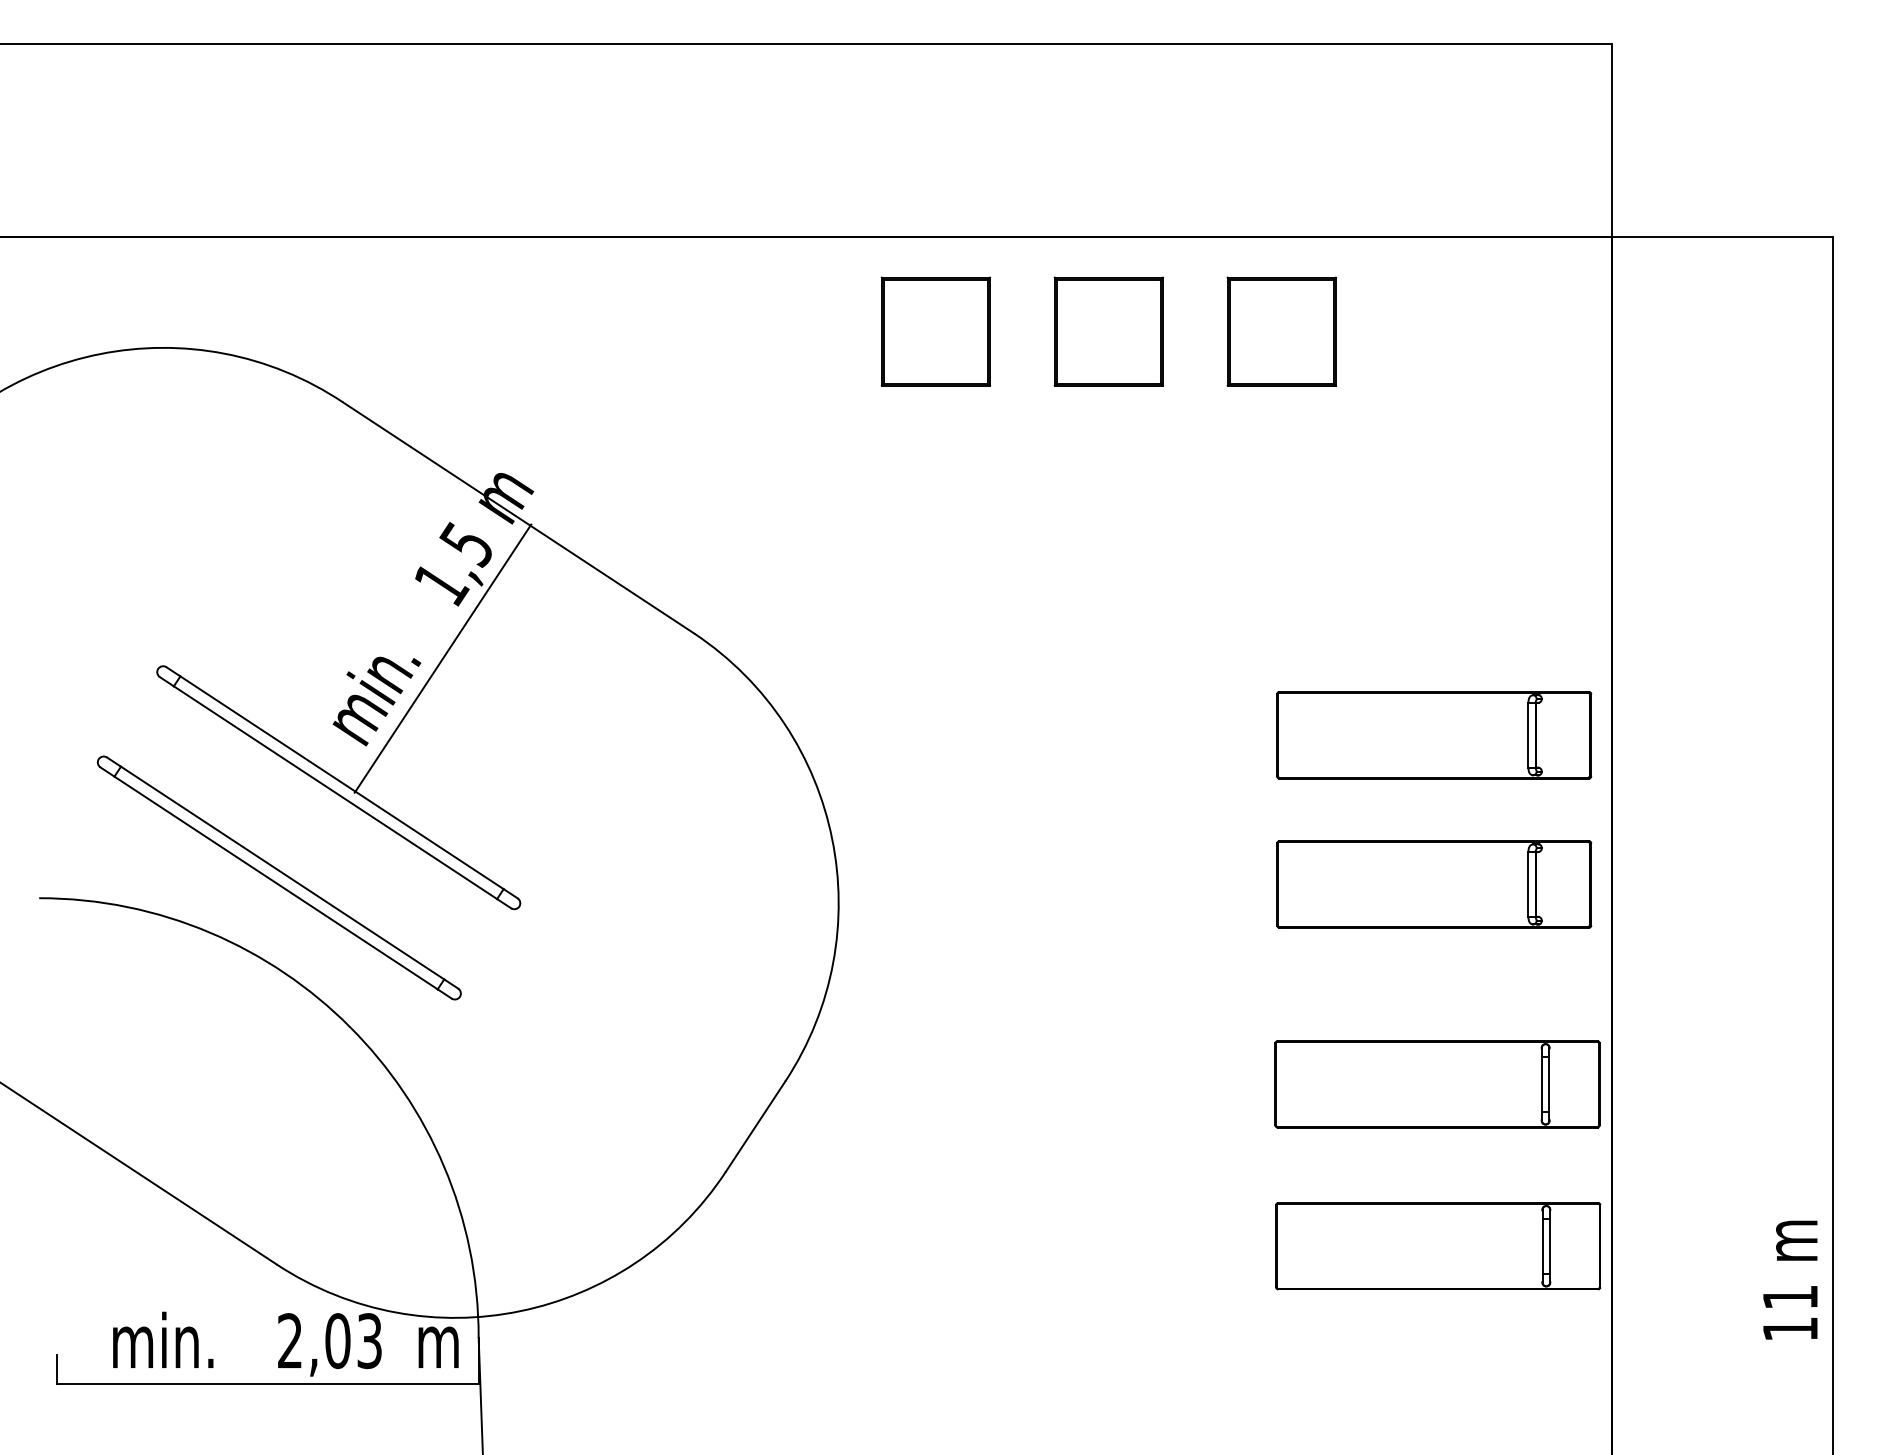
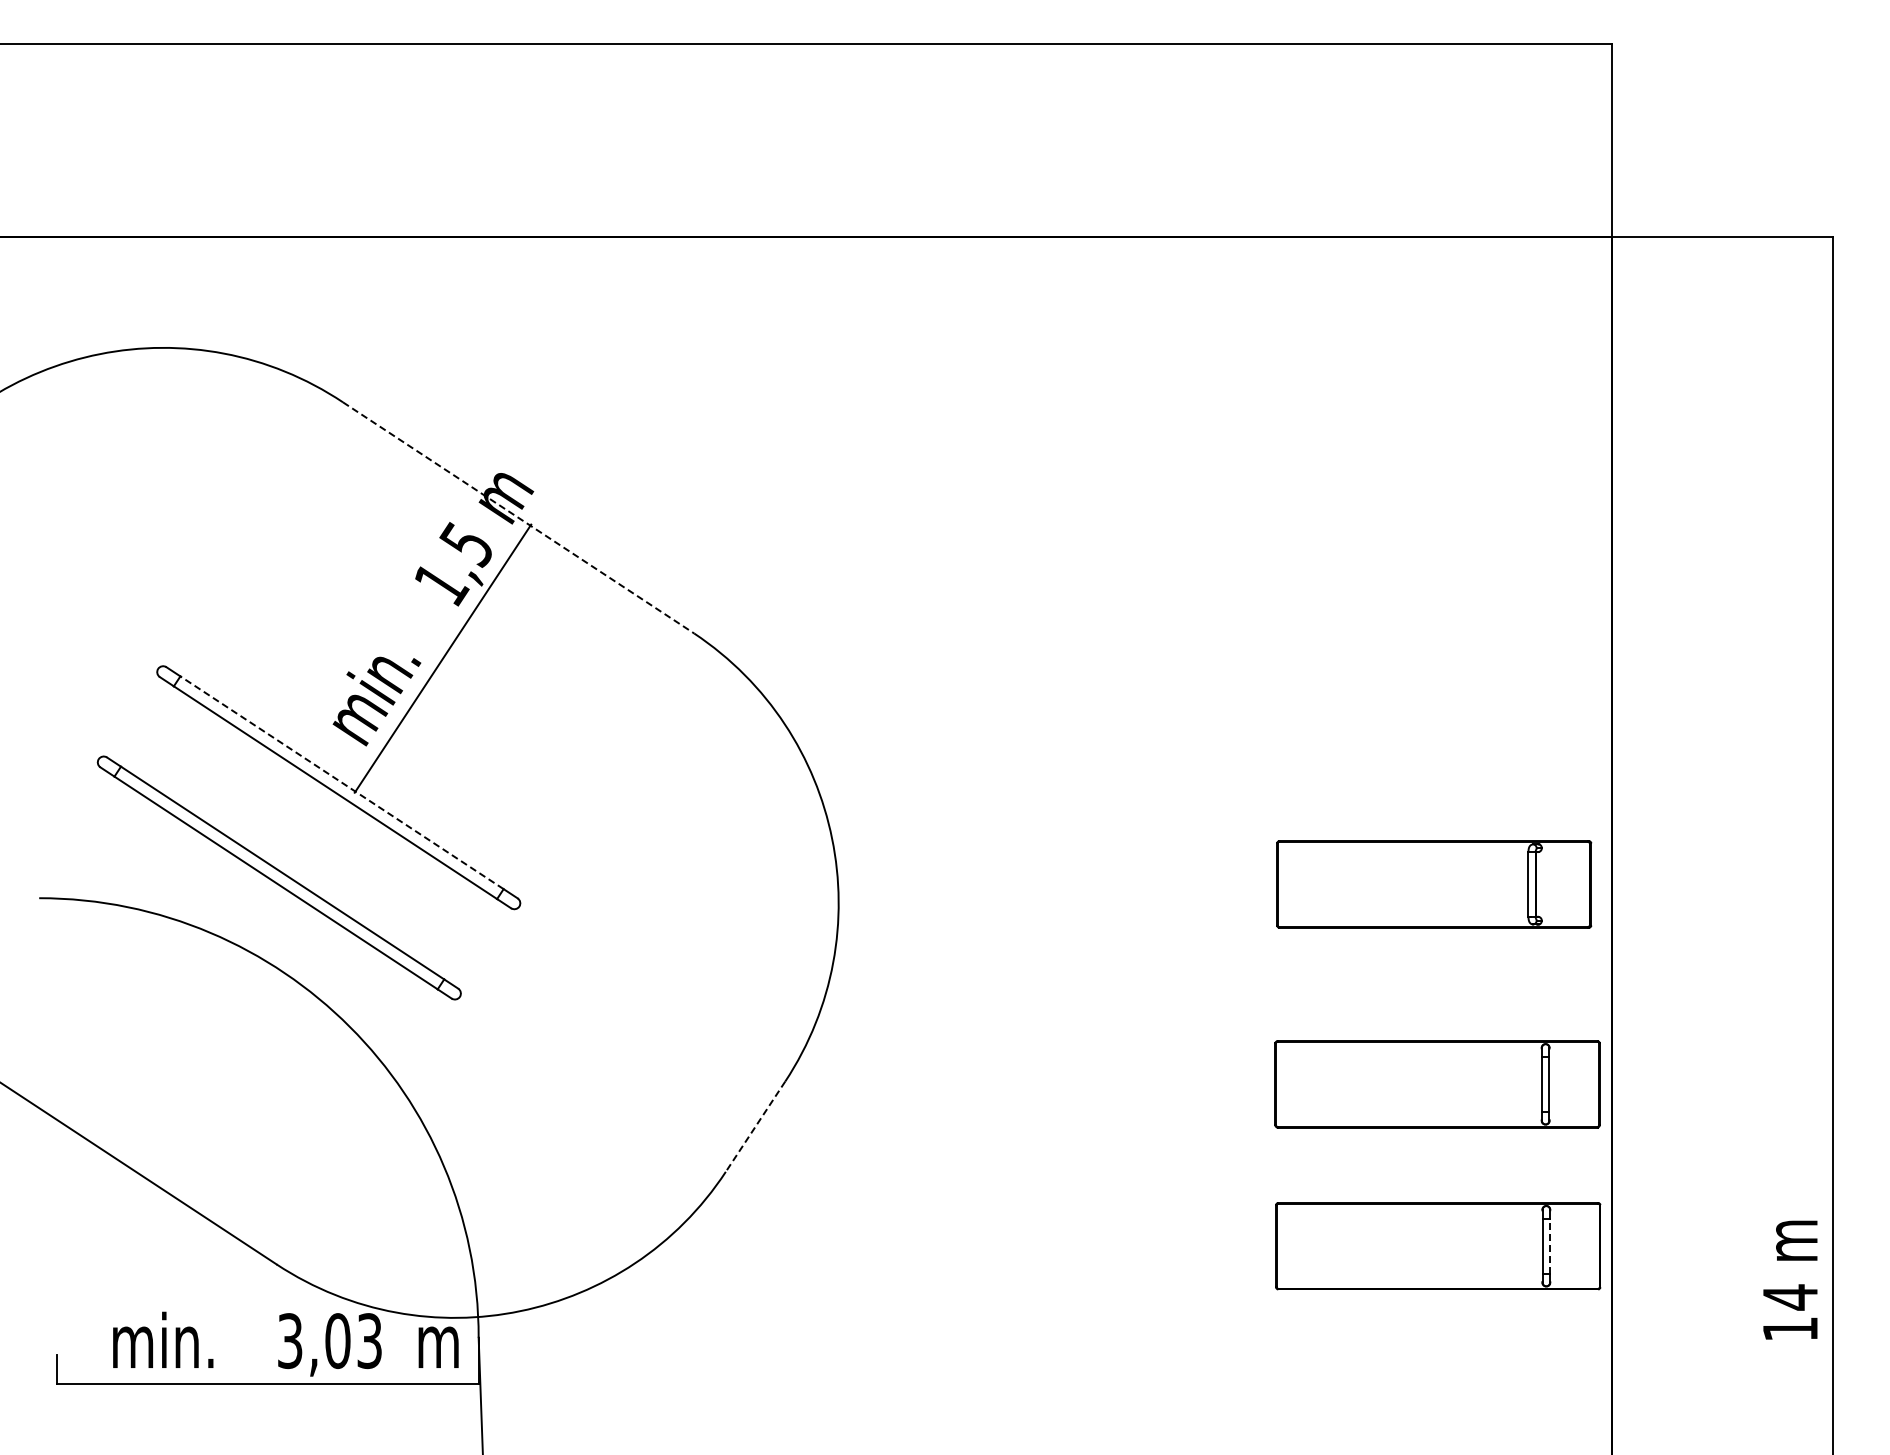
part: present -> none (935, 331)
part: present -> none (1108, 331)
part: present -> none (1281, 331)
line: solid -> dashed (519, 518)
part: present -> none (1434, 735)
line: solid -> dashed (341, 782)
line: solid -> dashed (755, 1127)
line: solid -> dashed (1550, 1246)
text: 11 -> 14 (1790, 1297)
text: 2,03 -> 3,03 (290, 1341)
